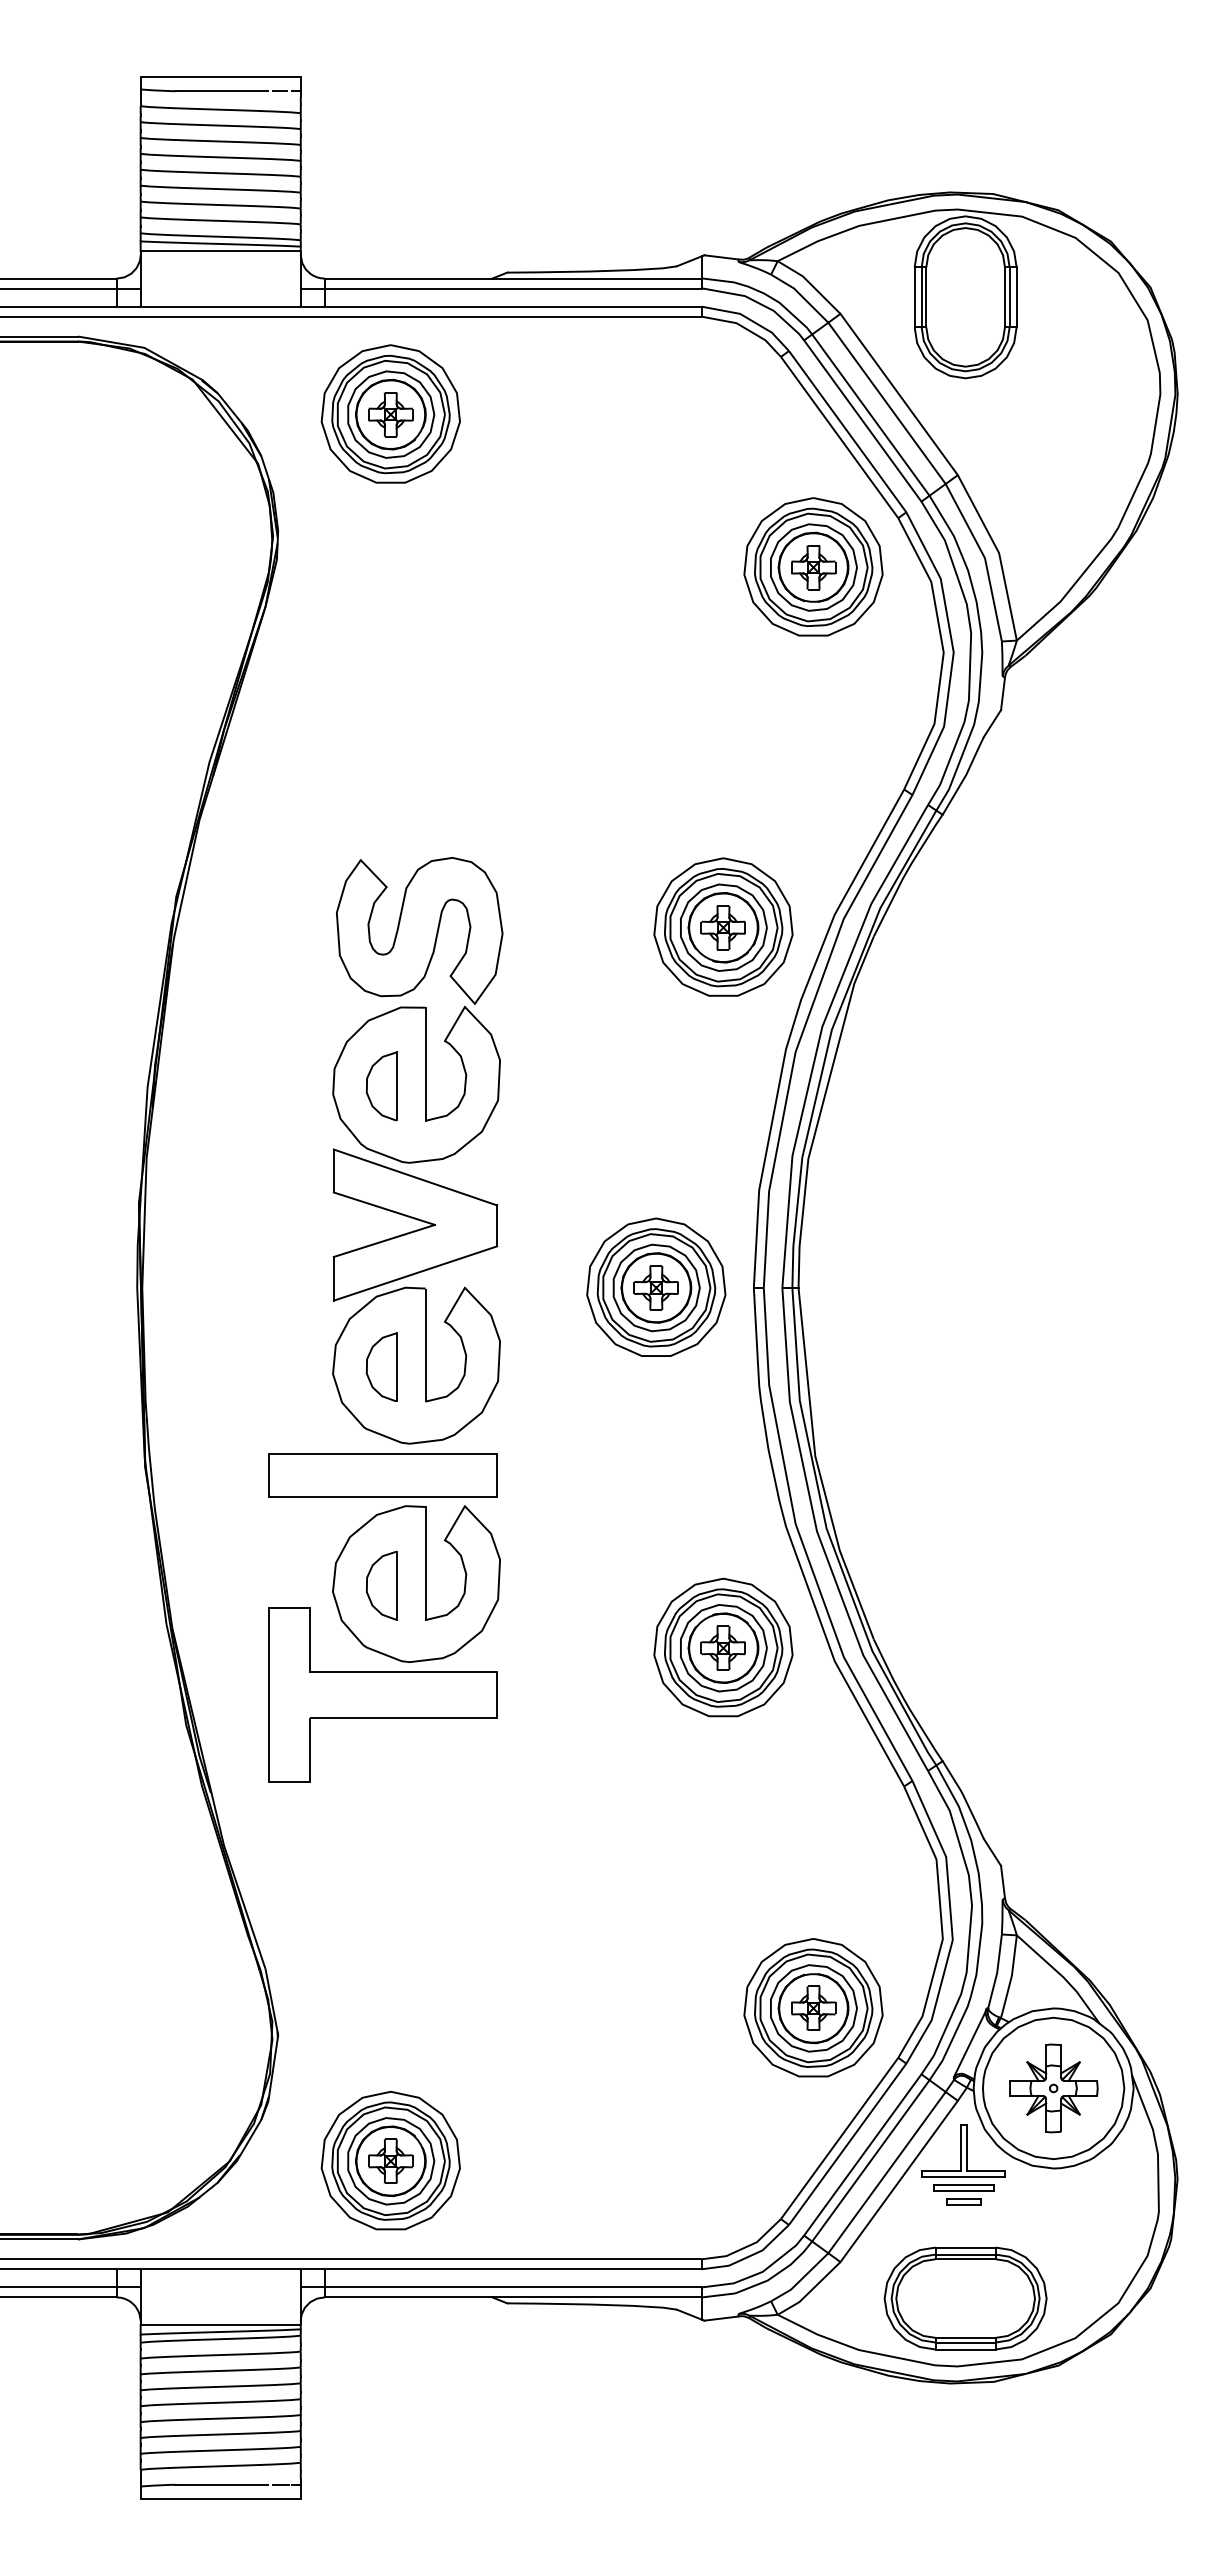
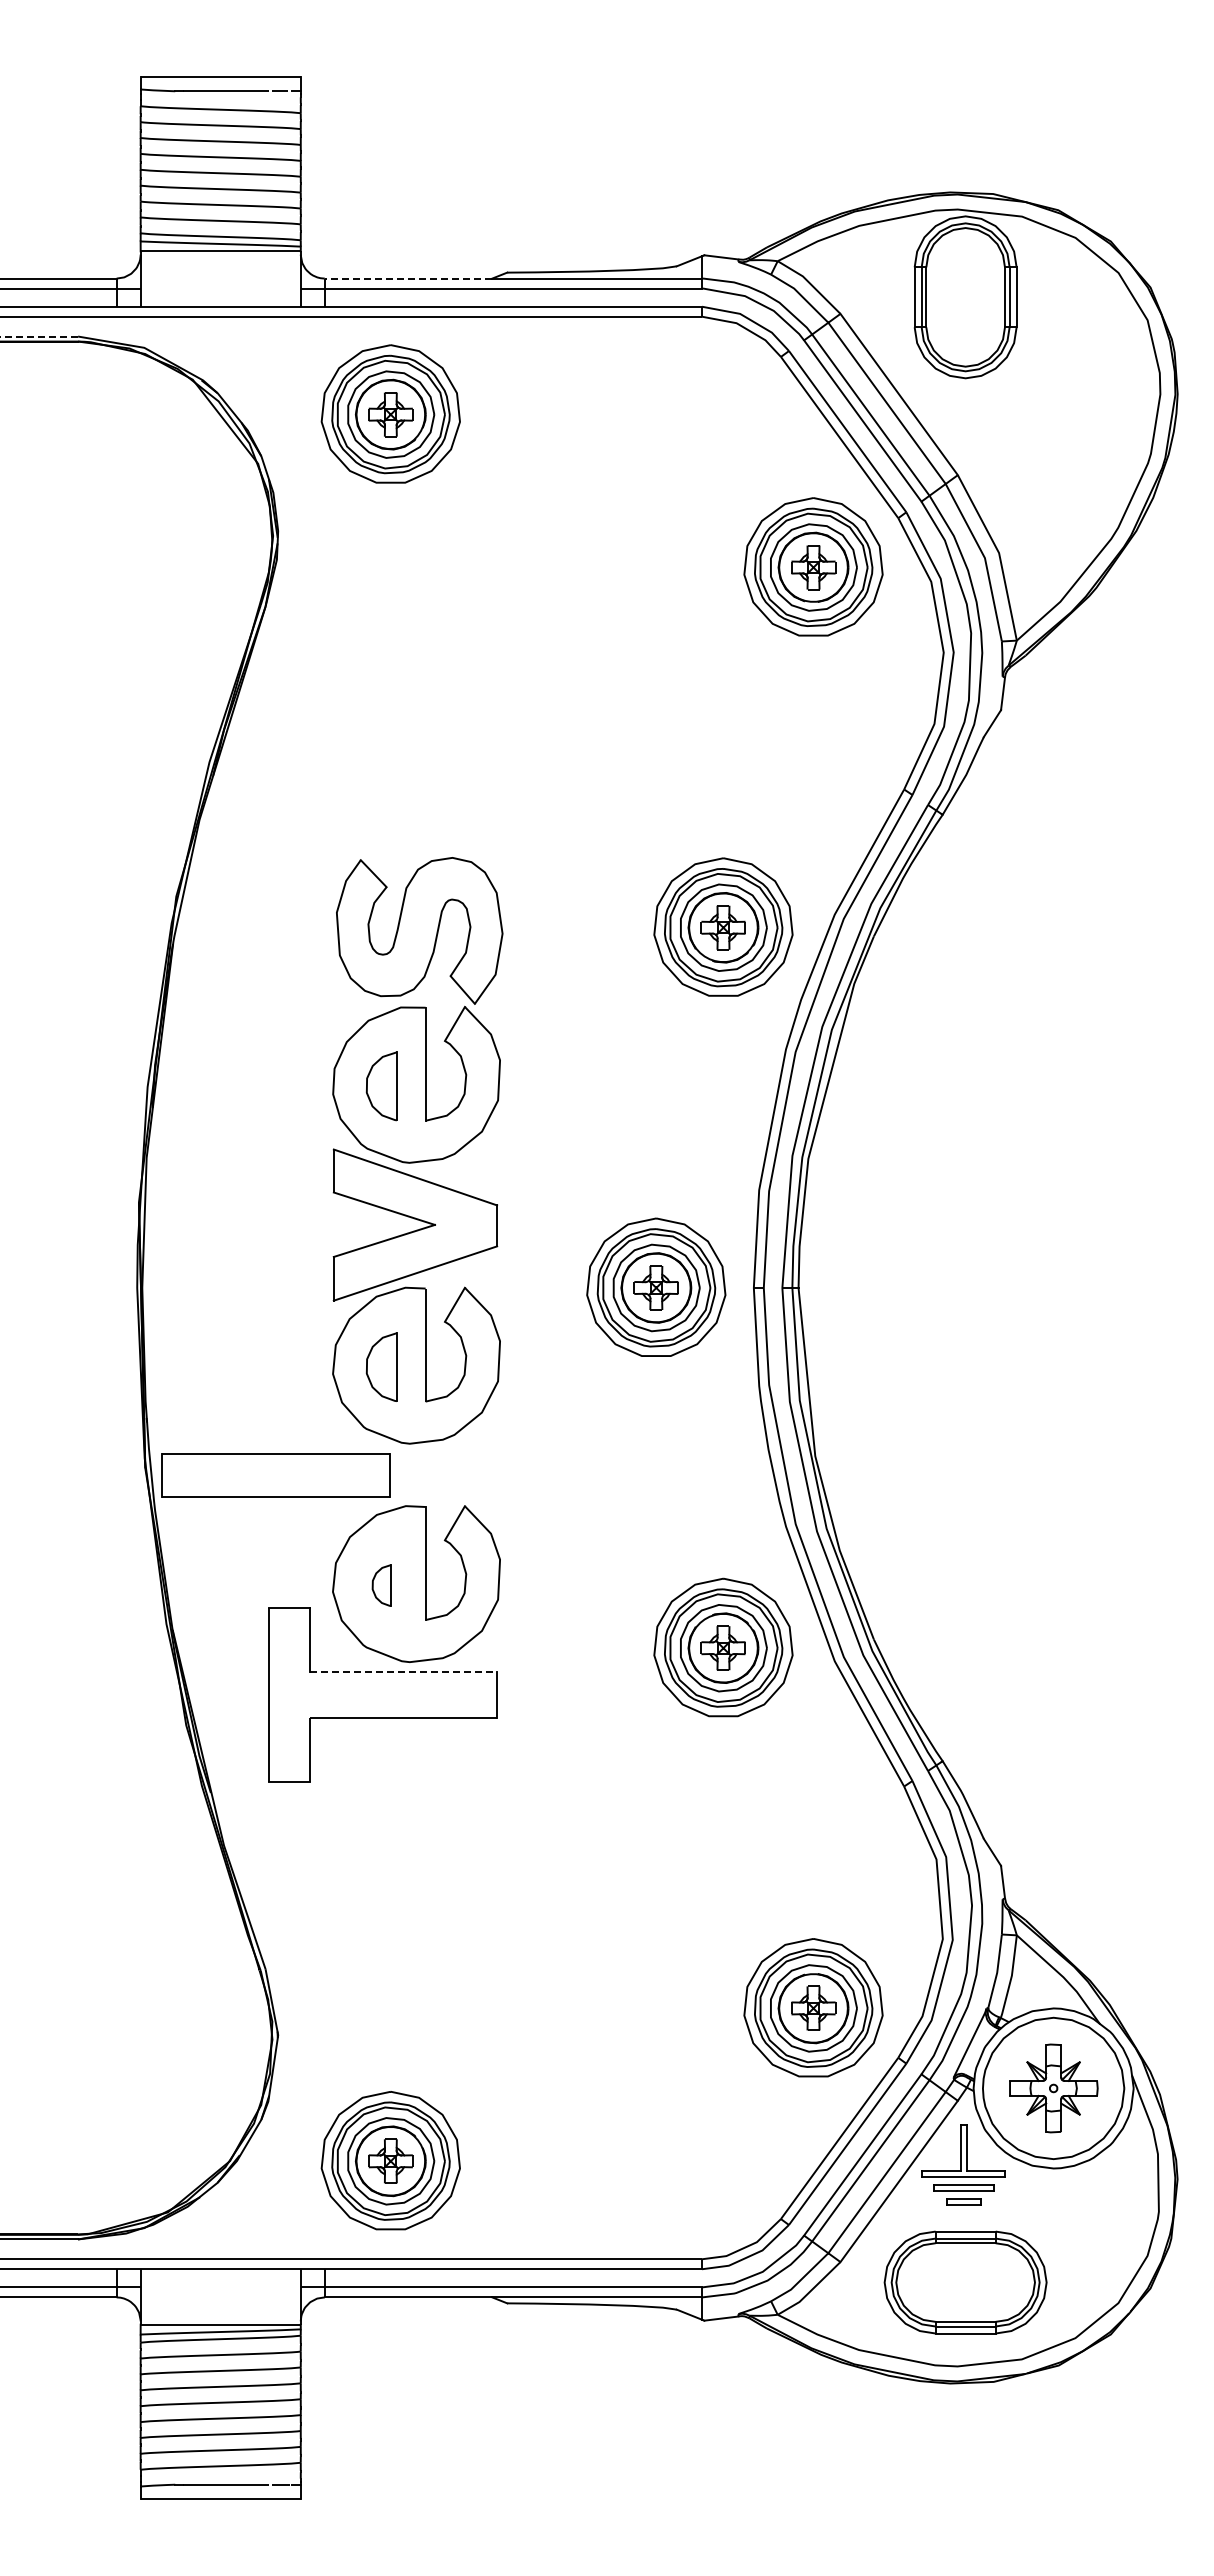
line: solid -> dashed (408, 278)
line: solid -> dashed (39, 336)
part position: (382, 1475) -> (275, 1475) (275, 1475)
part size: 33x71 px -> 21x43 px (381, 1585)
line: solid -> dashed (403, 1672)
part position: (965, 2298) -> (965, 2282) (965, 2282)
